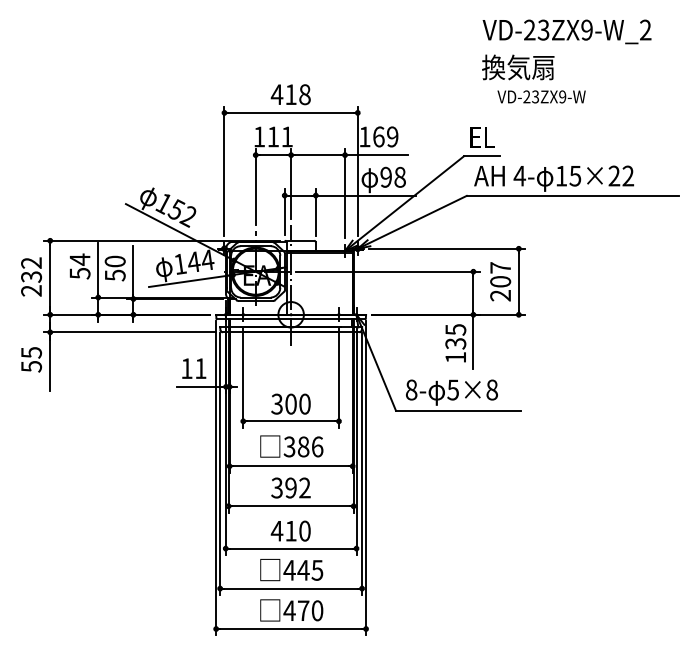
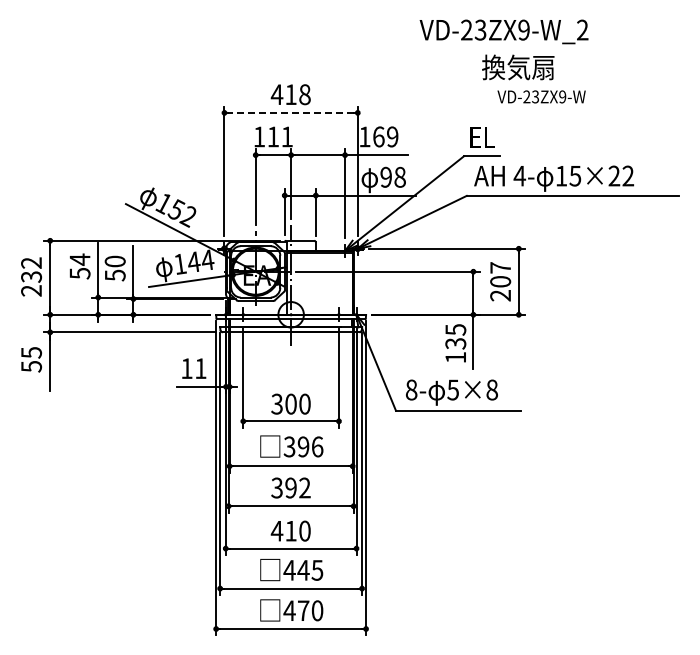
text position: (566, 31) -> (503, 31) (503, 31)
line: solid -> dashed (291, 112)
text: 386 -> 396 (303, 446)
